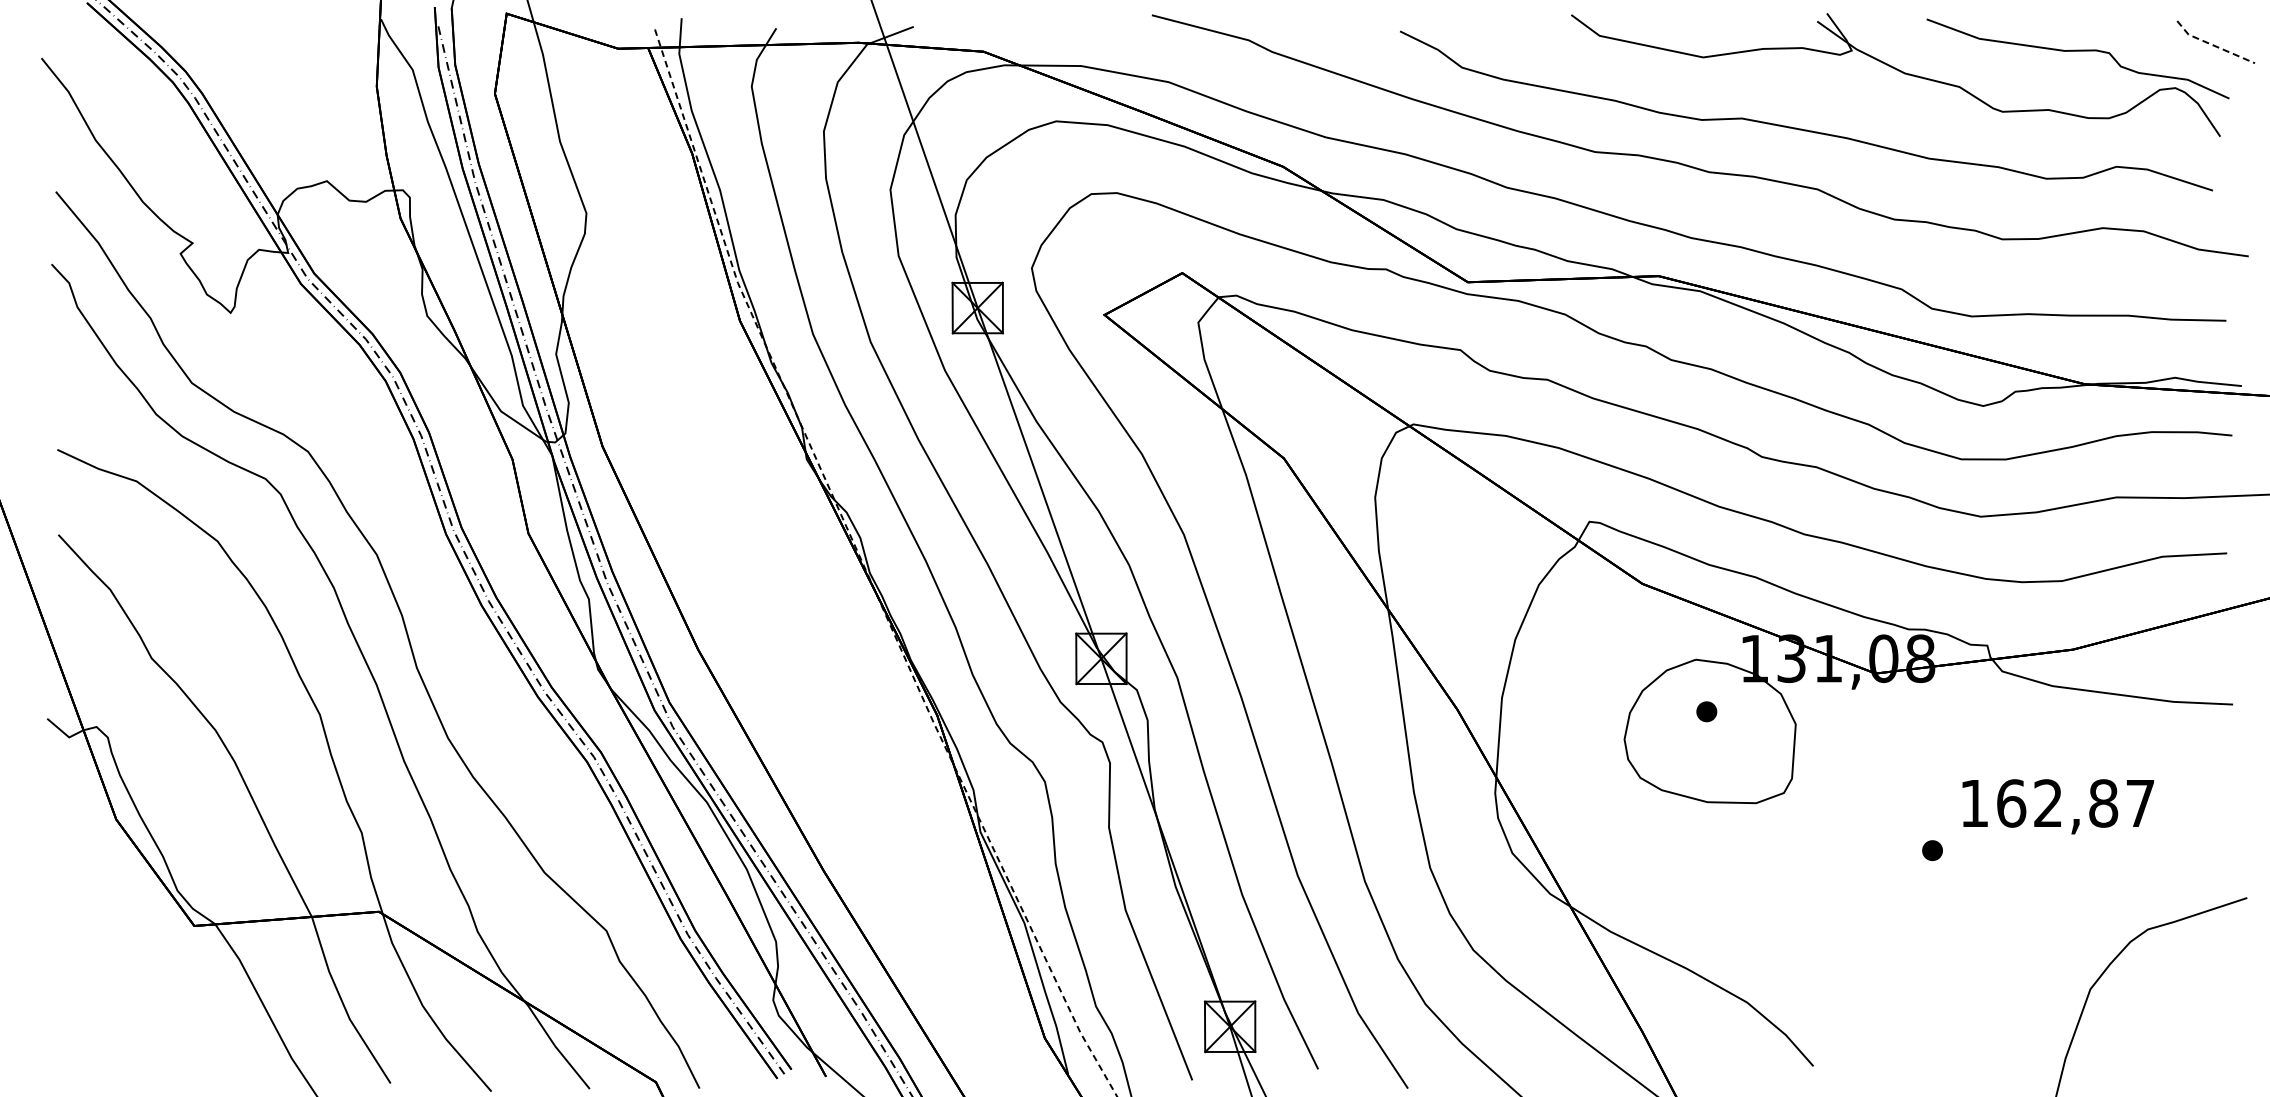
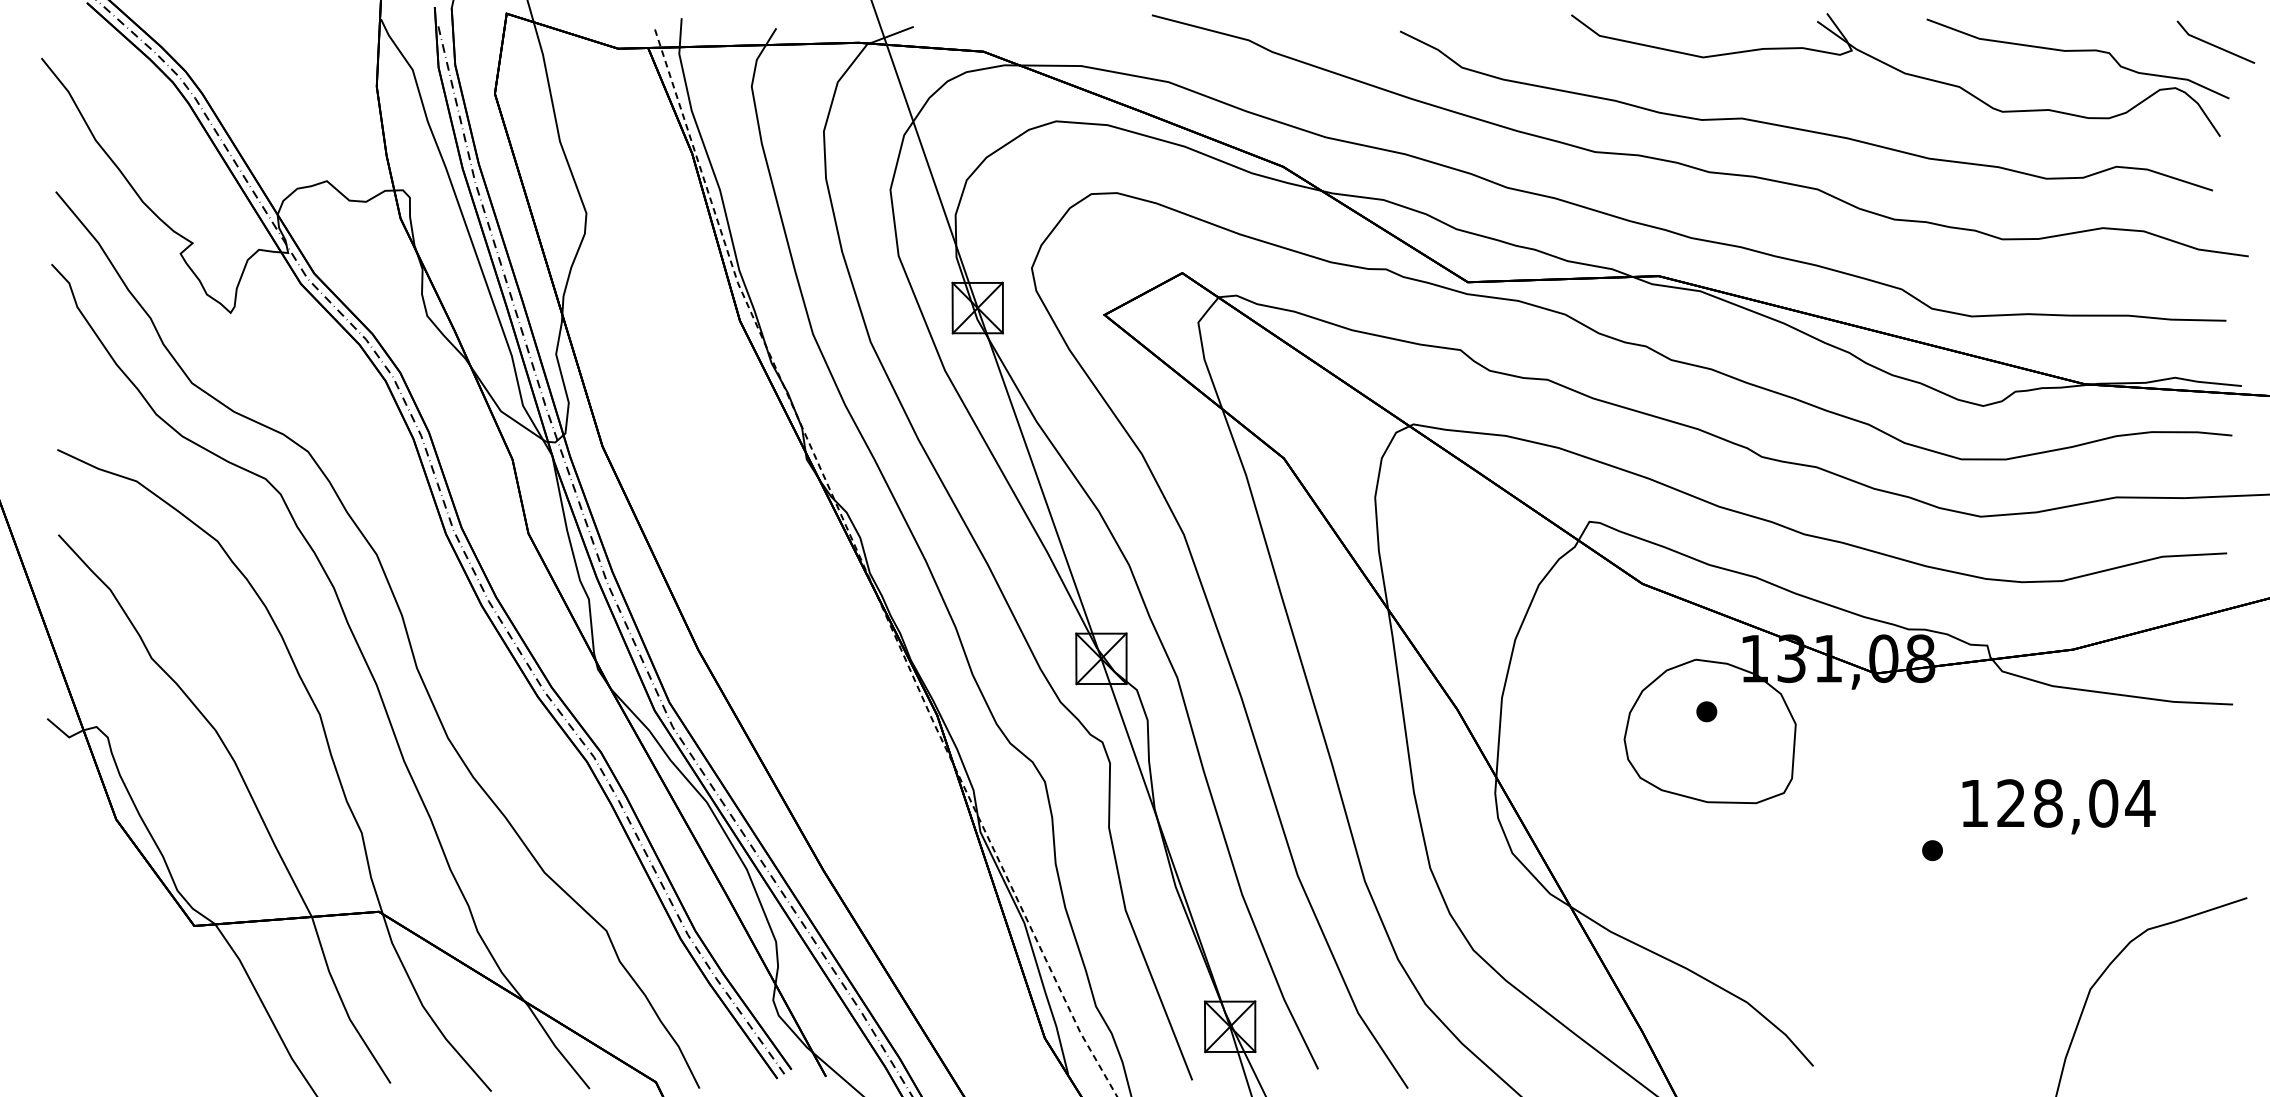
line: dashed -> solid (2213, 45)
text: 162,87 -> 128,04 (2076, 803)
